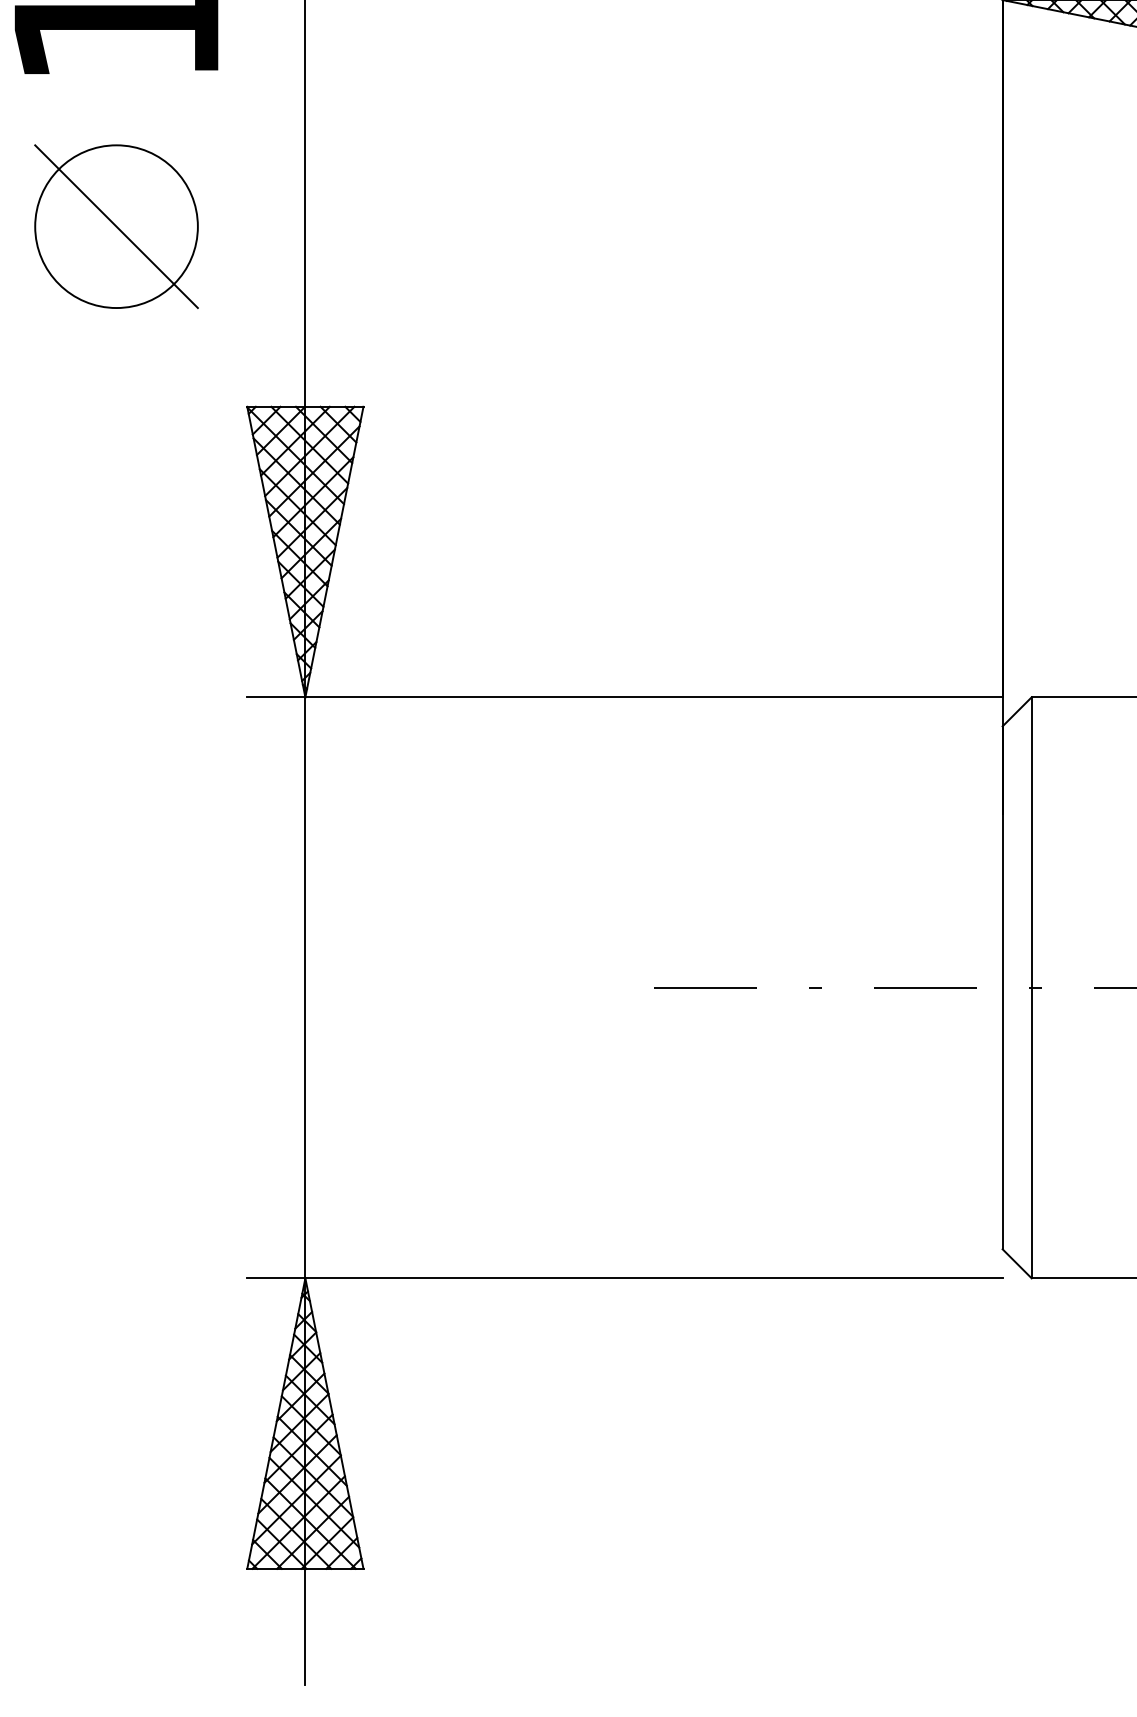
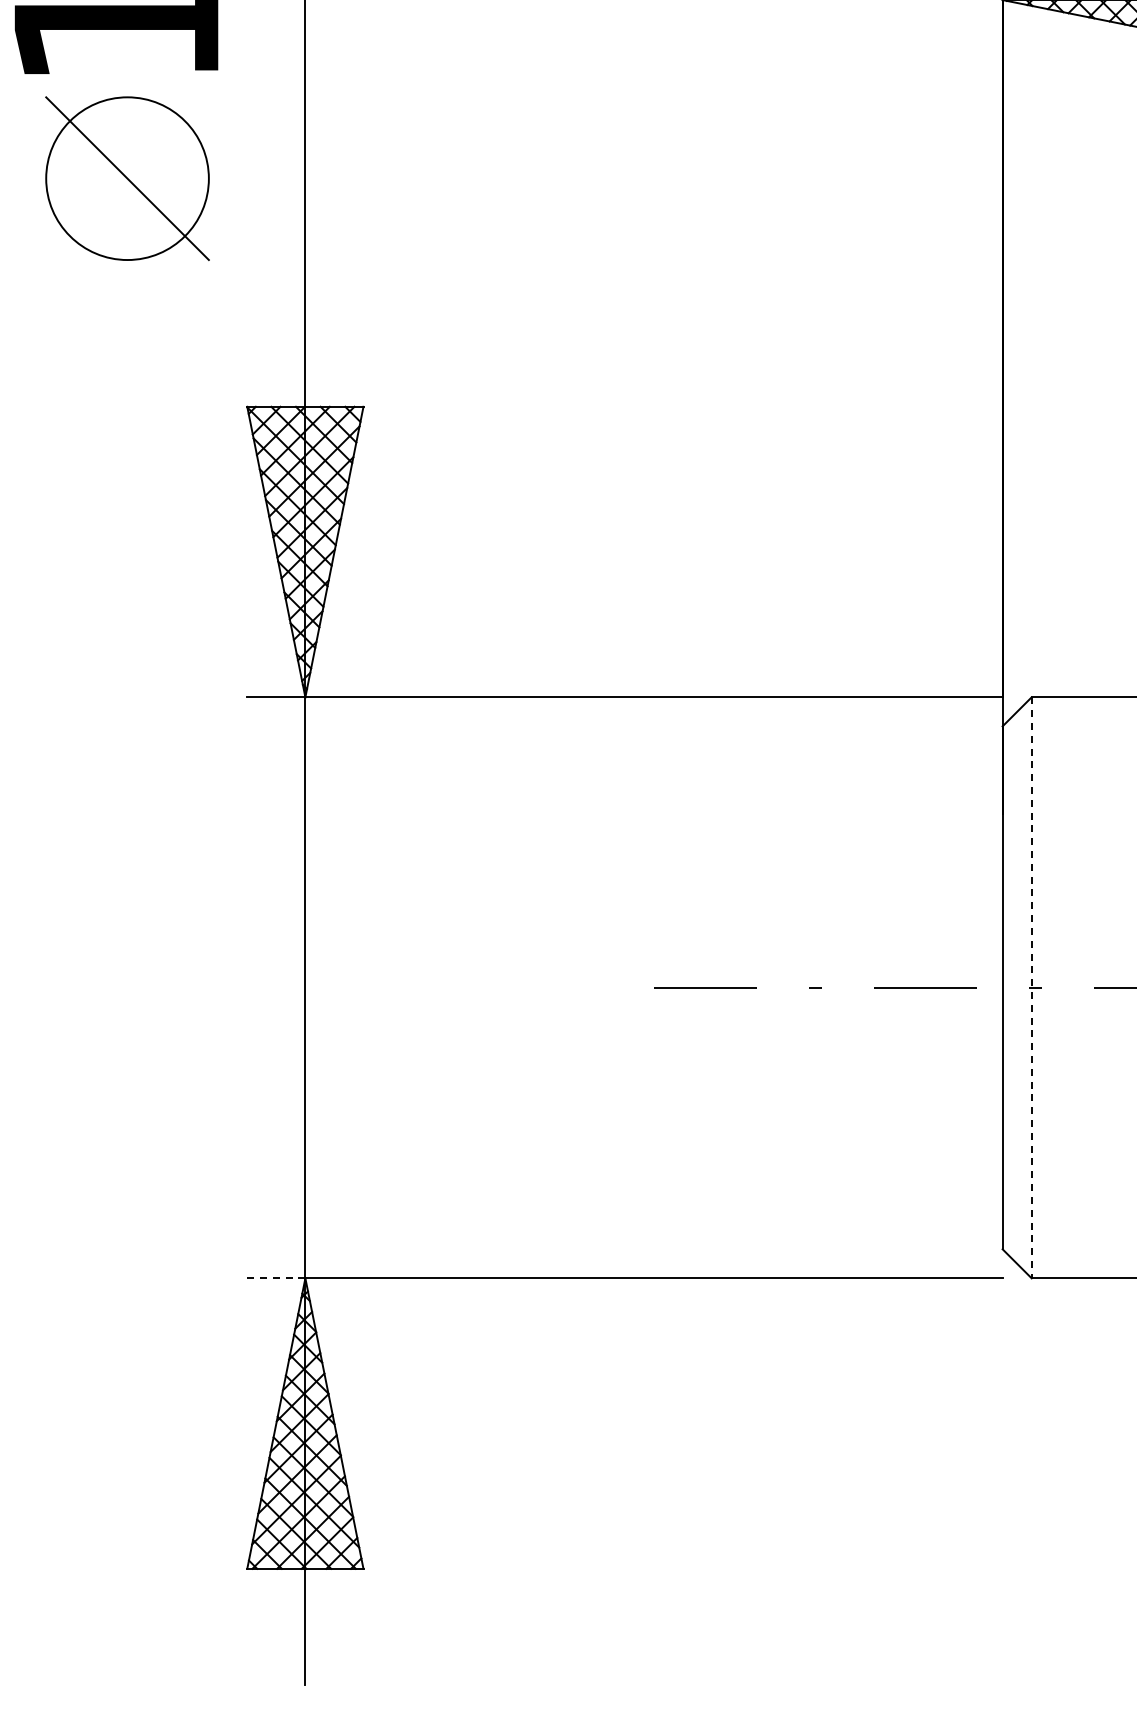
part position: (116, 226) -> (127, 178) (127, 178)
line: solid -> dashed (1031, 987)
line: solid -> dashed (275, 1278)
